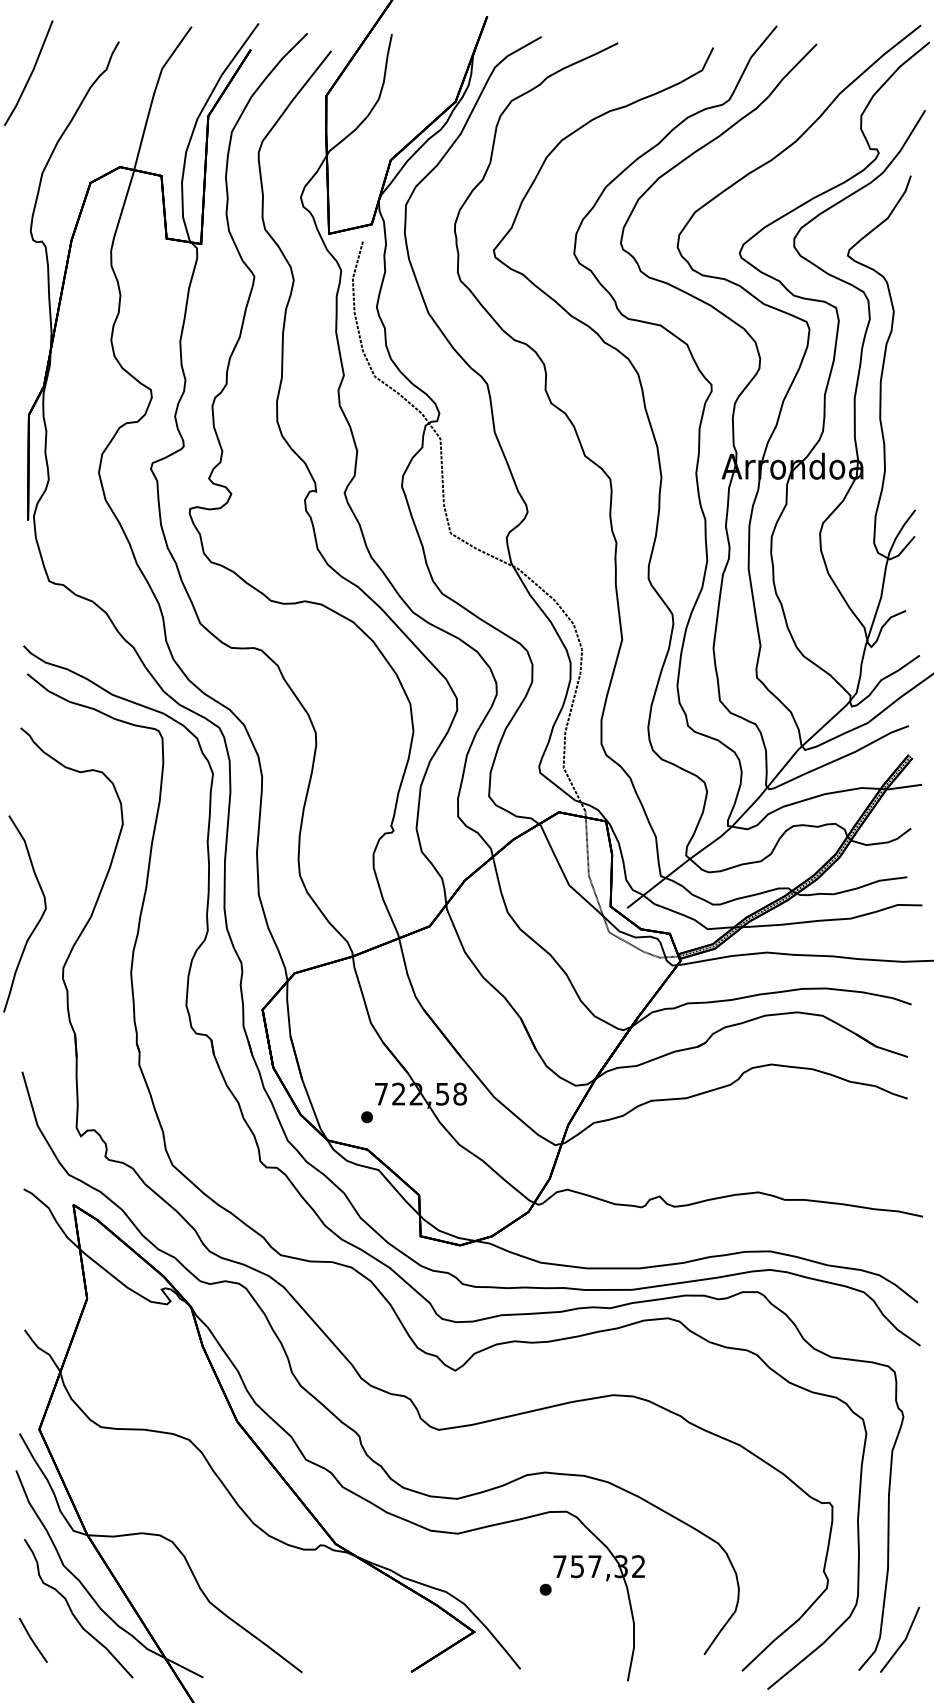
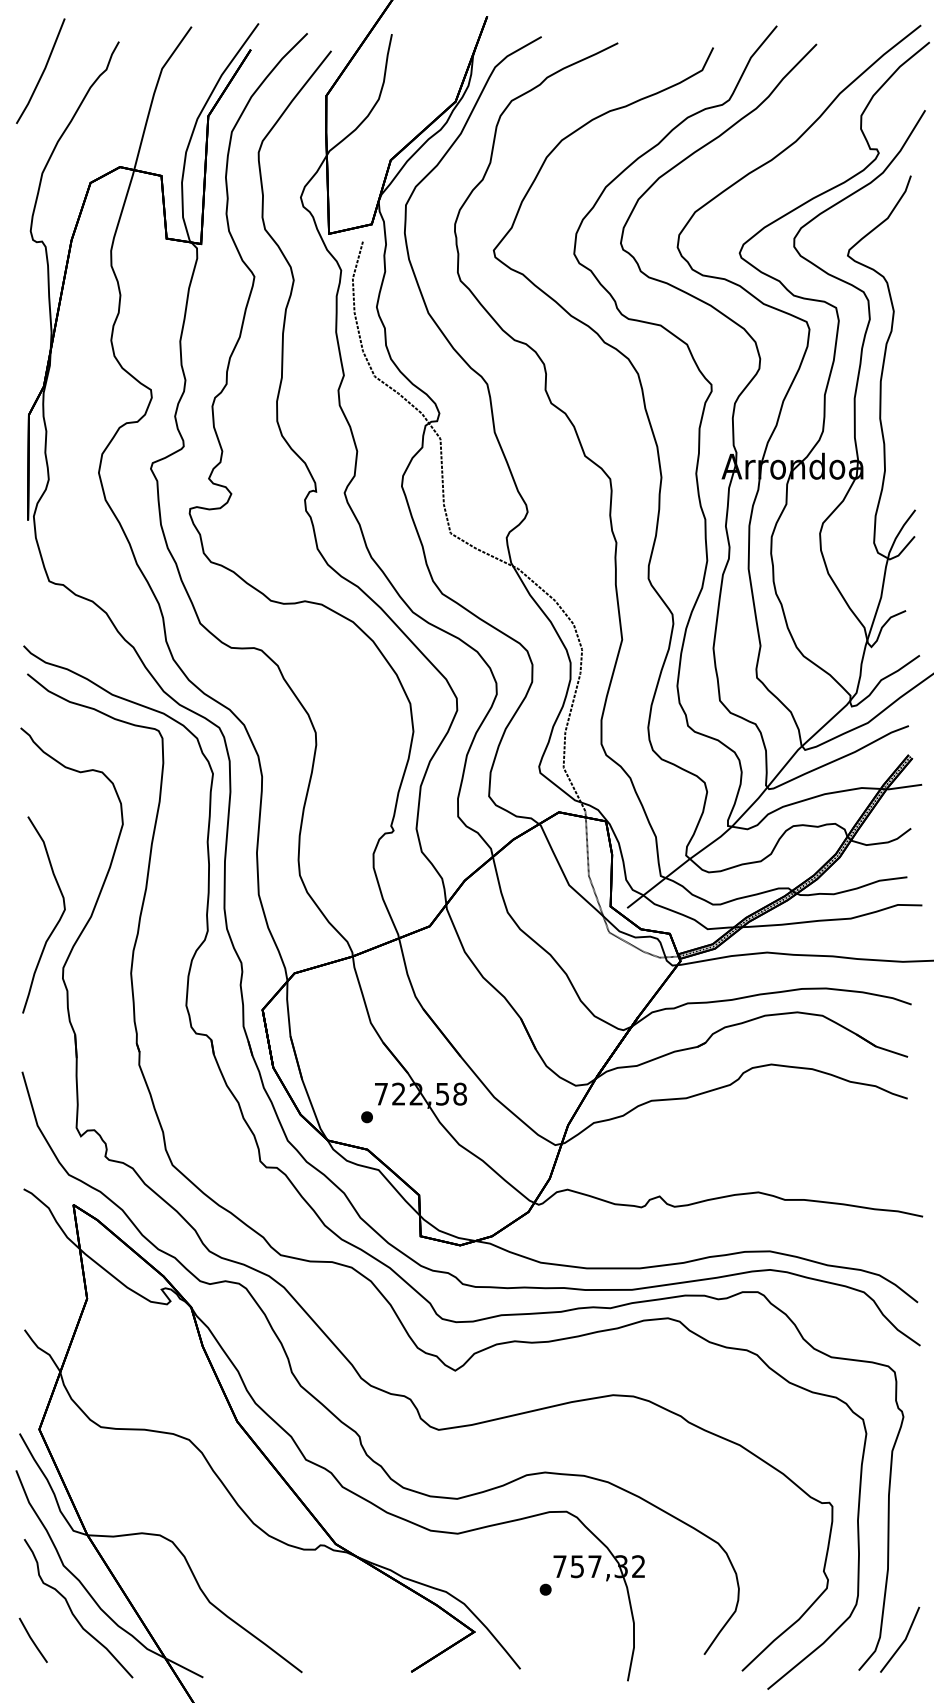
line position: (30, 73) -> (42, 71) (42, 71)
curve position: (38, 920) -> (57, 921) (57, 921)
